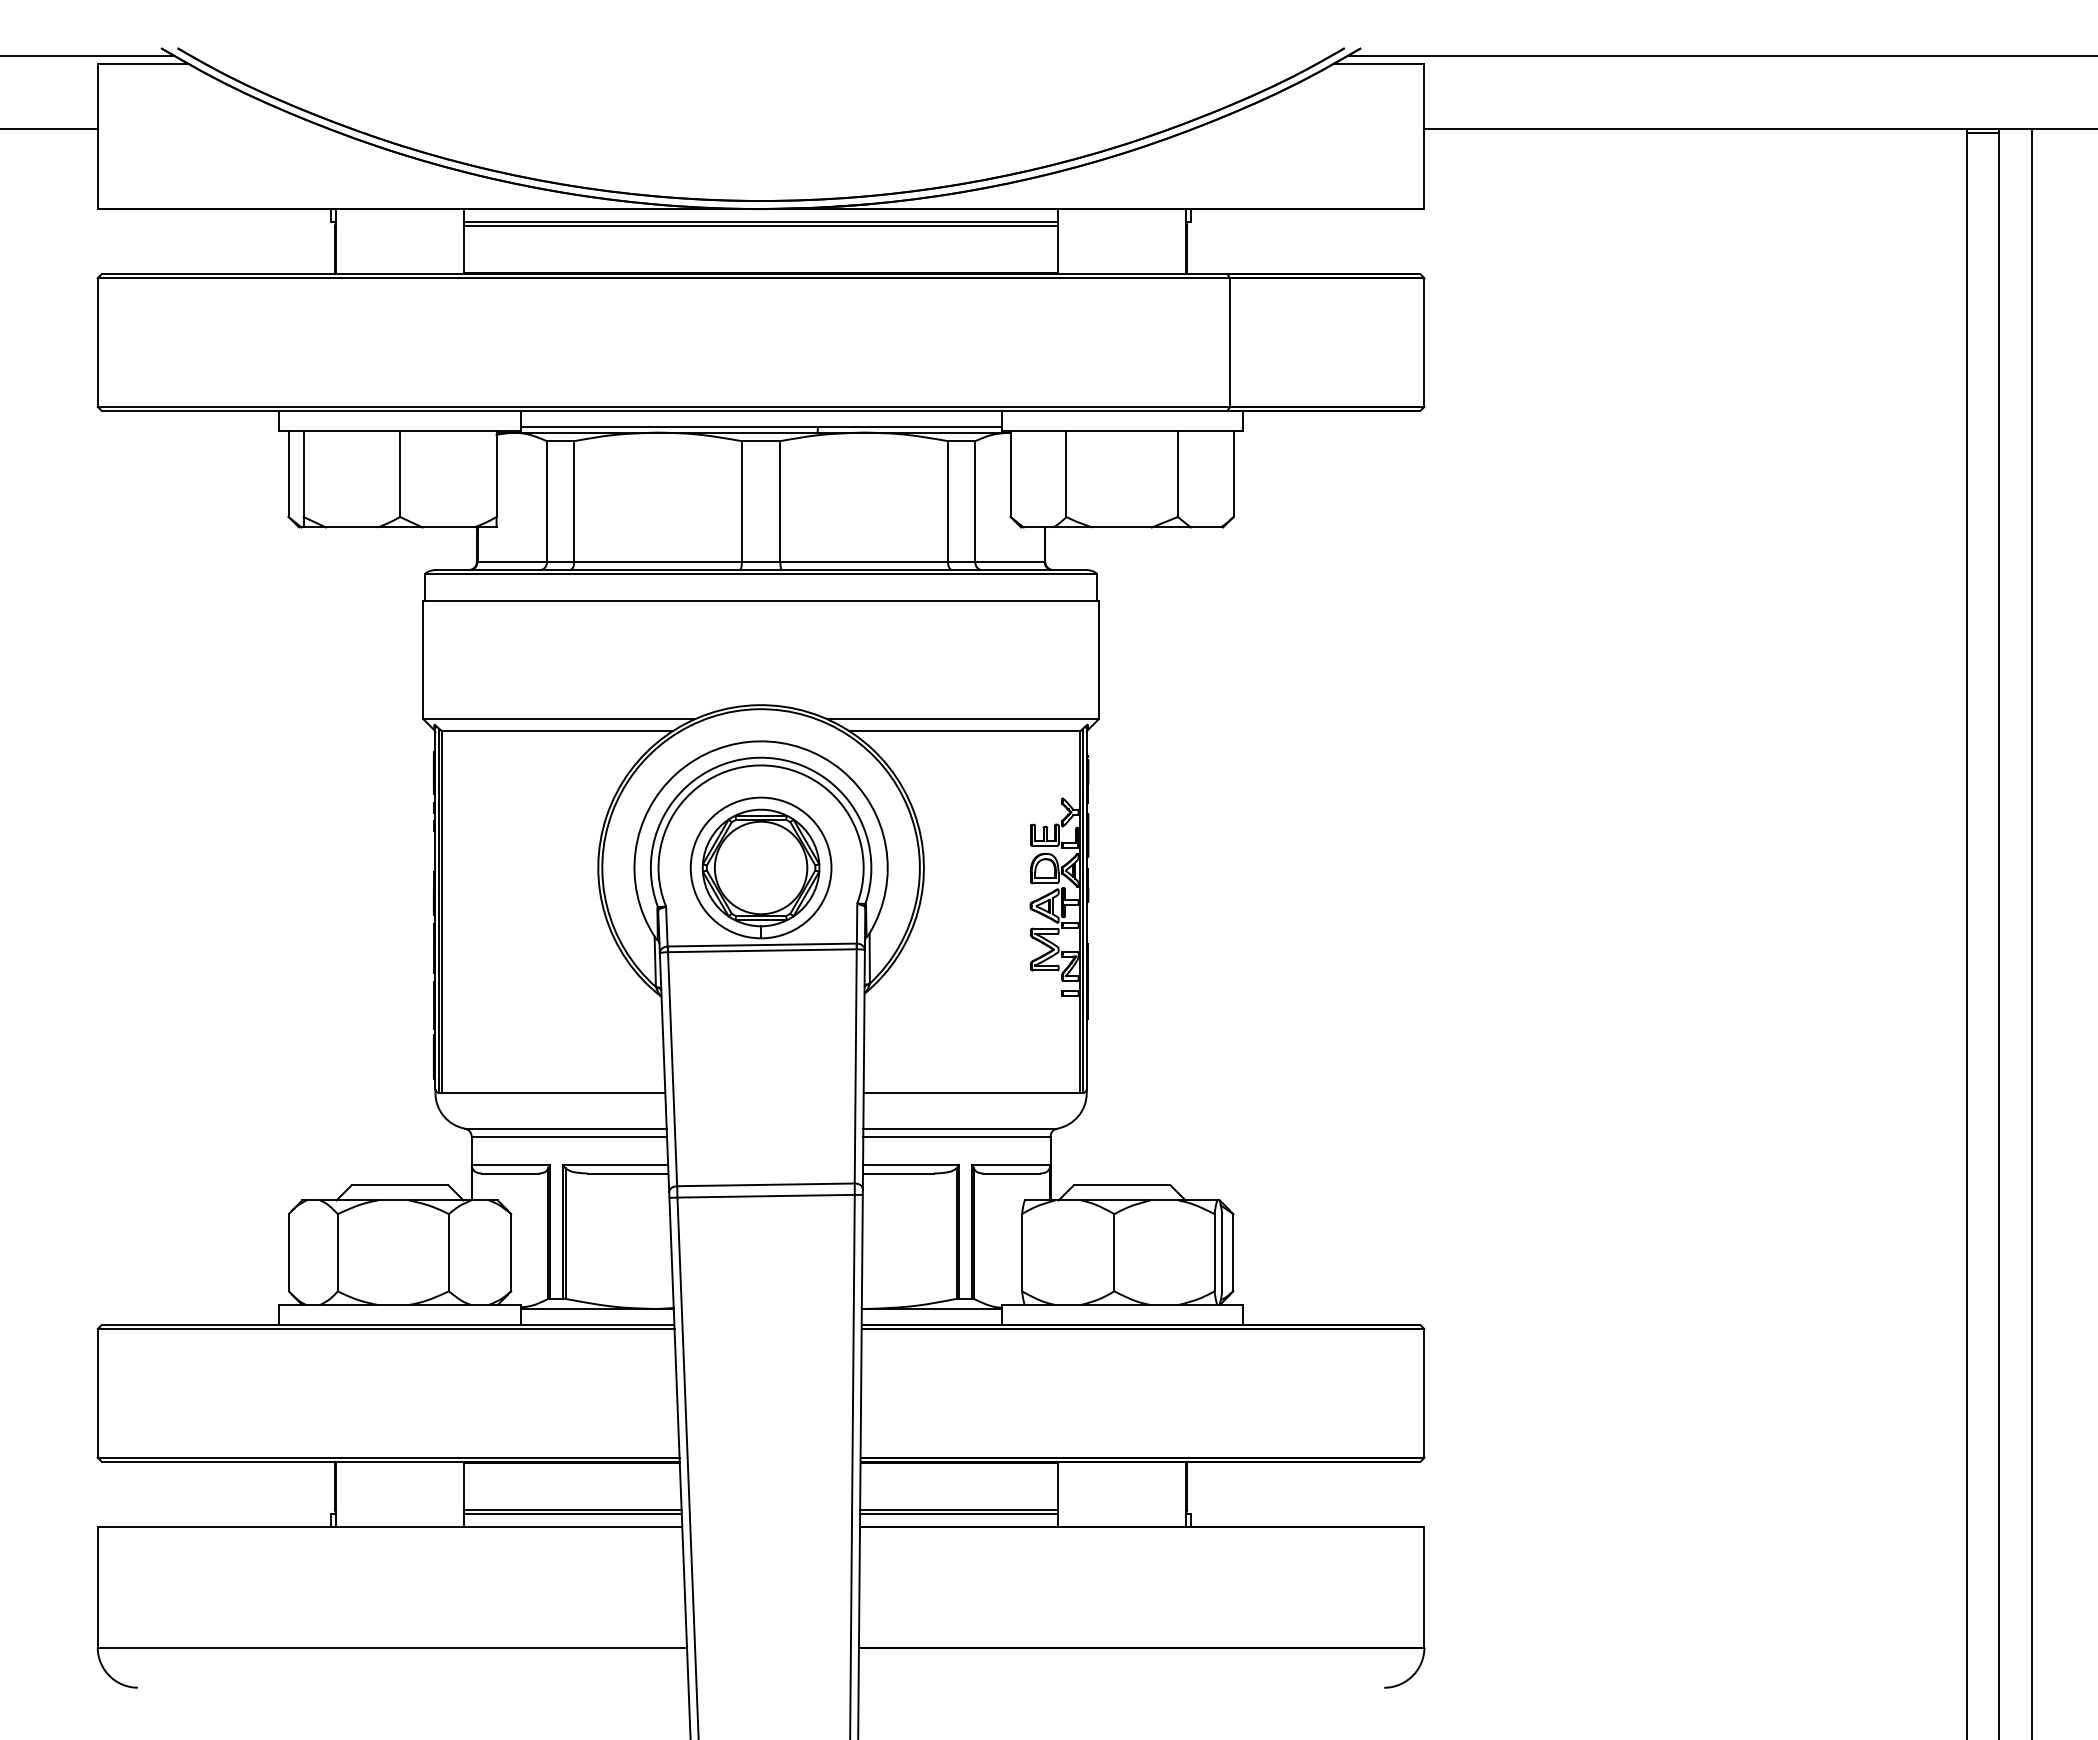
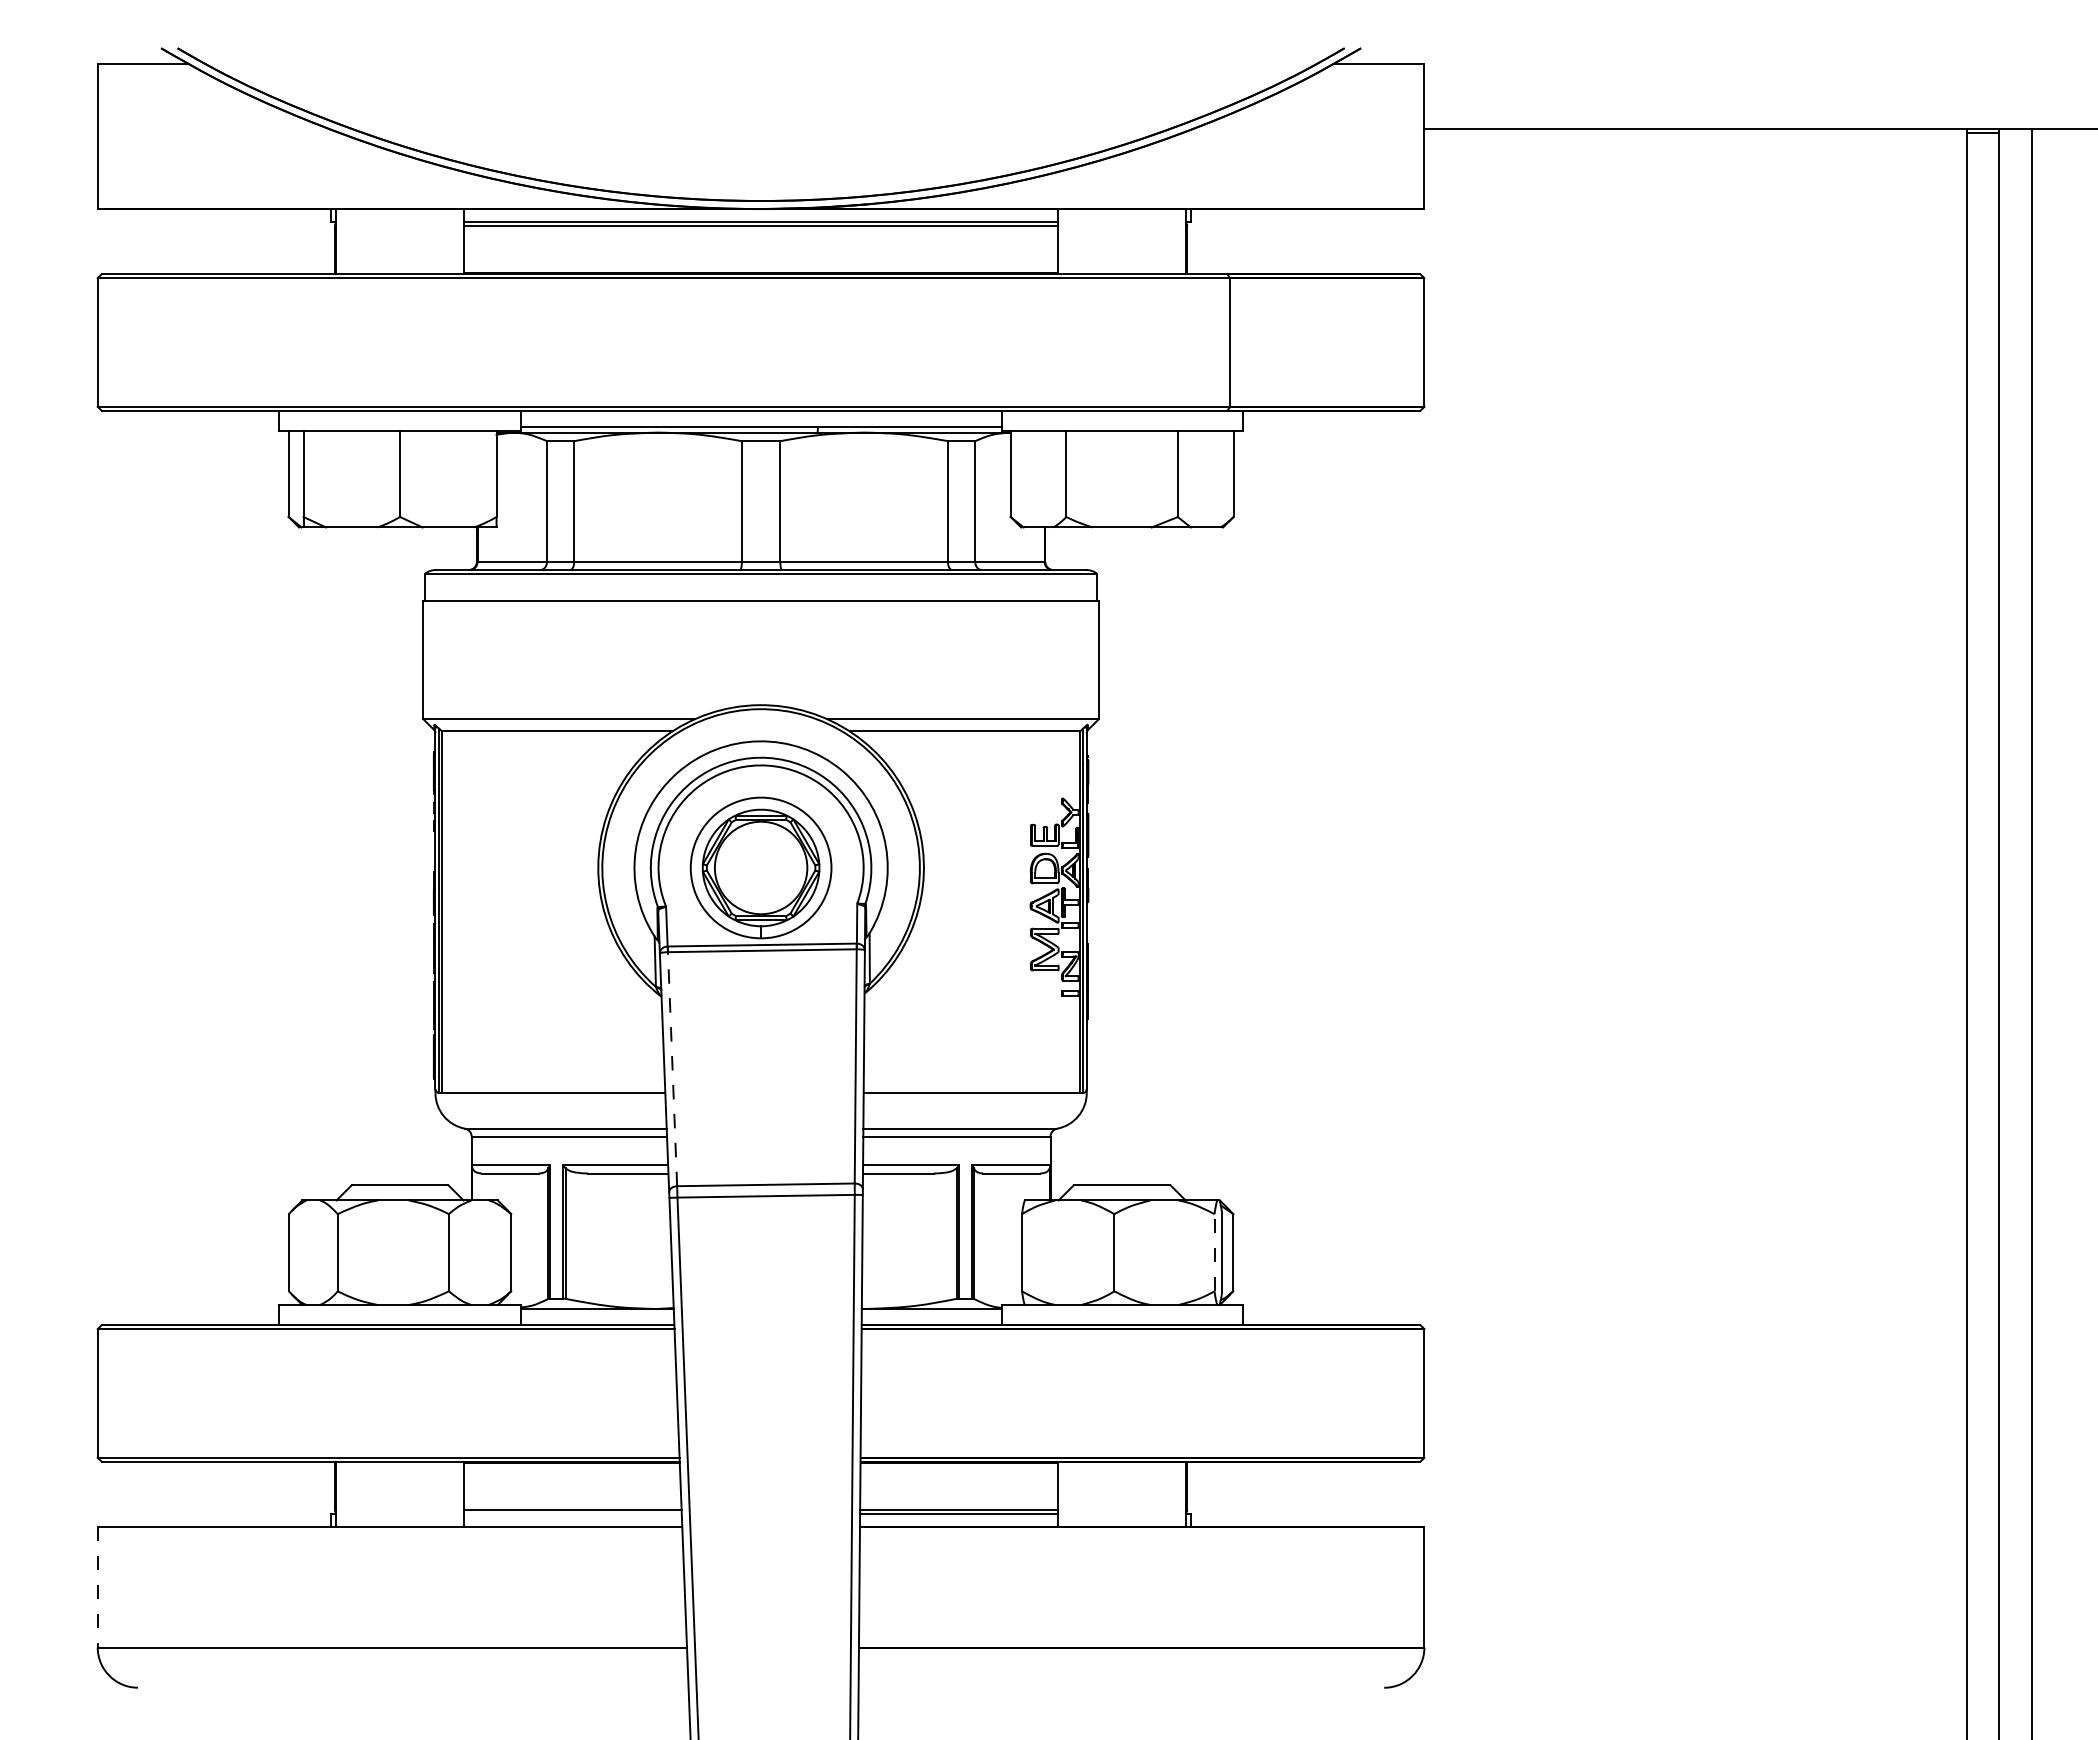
line: present -> none (87, 56)
line: present -> none (1721, 56)
line: present -> none (49, 128)
line: solid -> dashed (672, 1068)
line: solid -> dashed (1214, 1252)
line: present -> none (572, 1514)
line: solid -> dashed (97, 1587)
